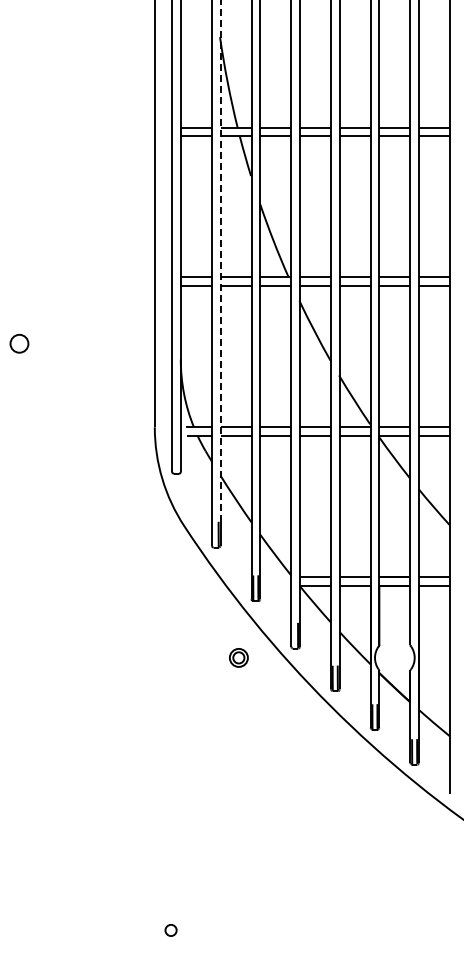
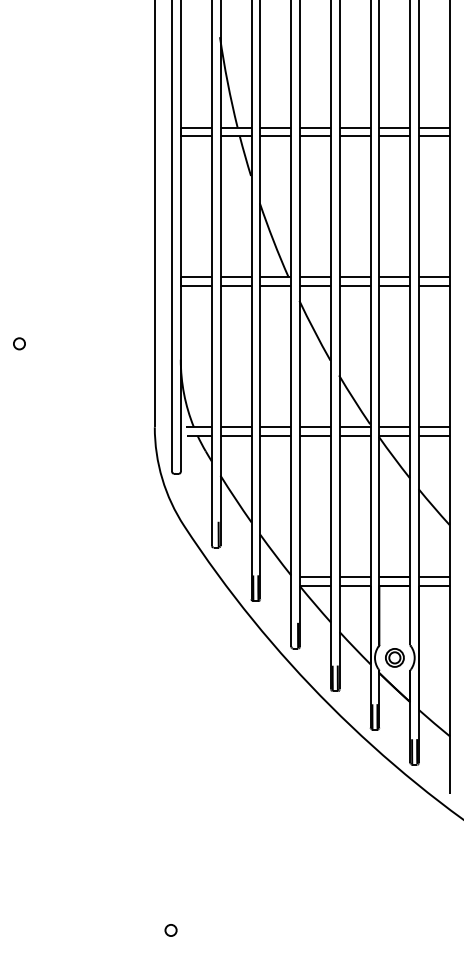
line: dashed -> solid (220, 260)
part size: 21x21 px -> 13x14 px (19, 343)
part position: (238, 657) -> (394, 657) (394, 657)
